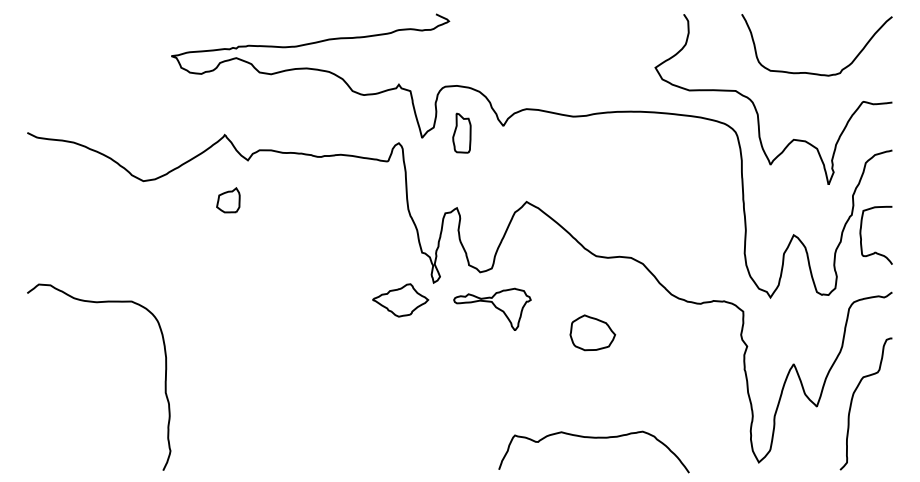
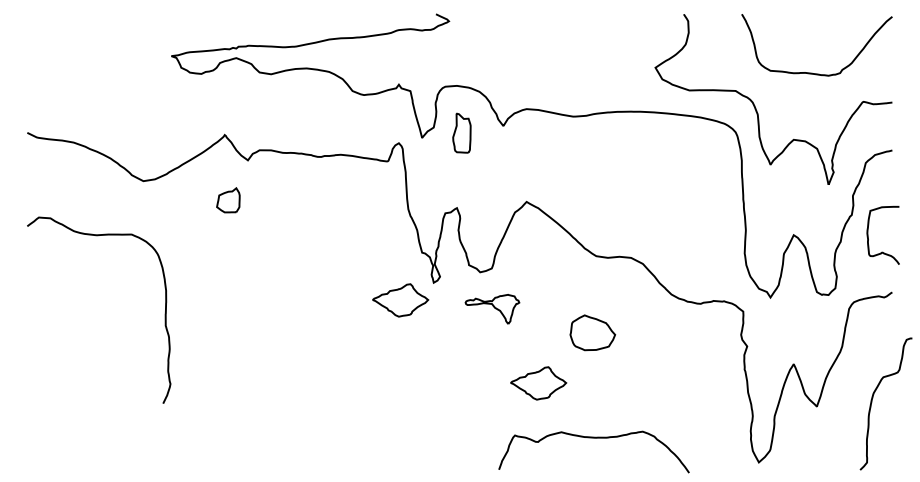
curve position: (861, 234) -> (868, 234) (868, 234)
part size: 79x44 px -> 57x31 px (492, 309)
curve position: (164, 380) -> (164, 313) (164, 313)
part: none -> present (538, 383)
curve position: (853, 398) -> (873, 398) (873, 398)
